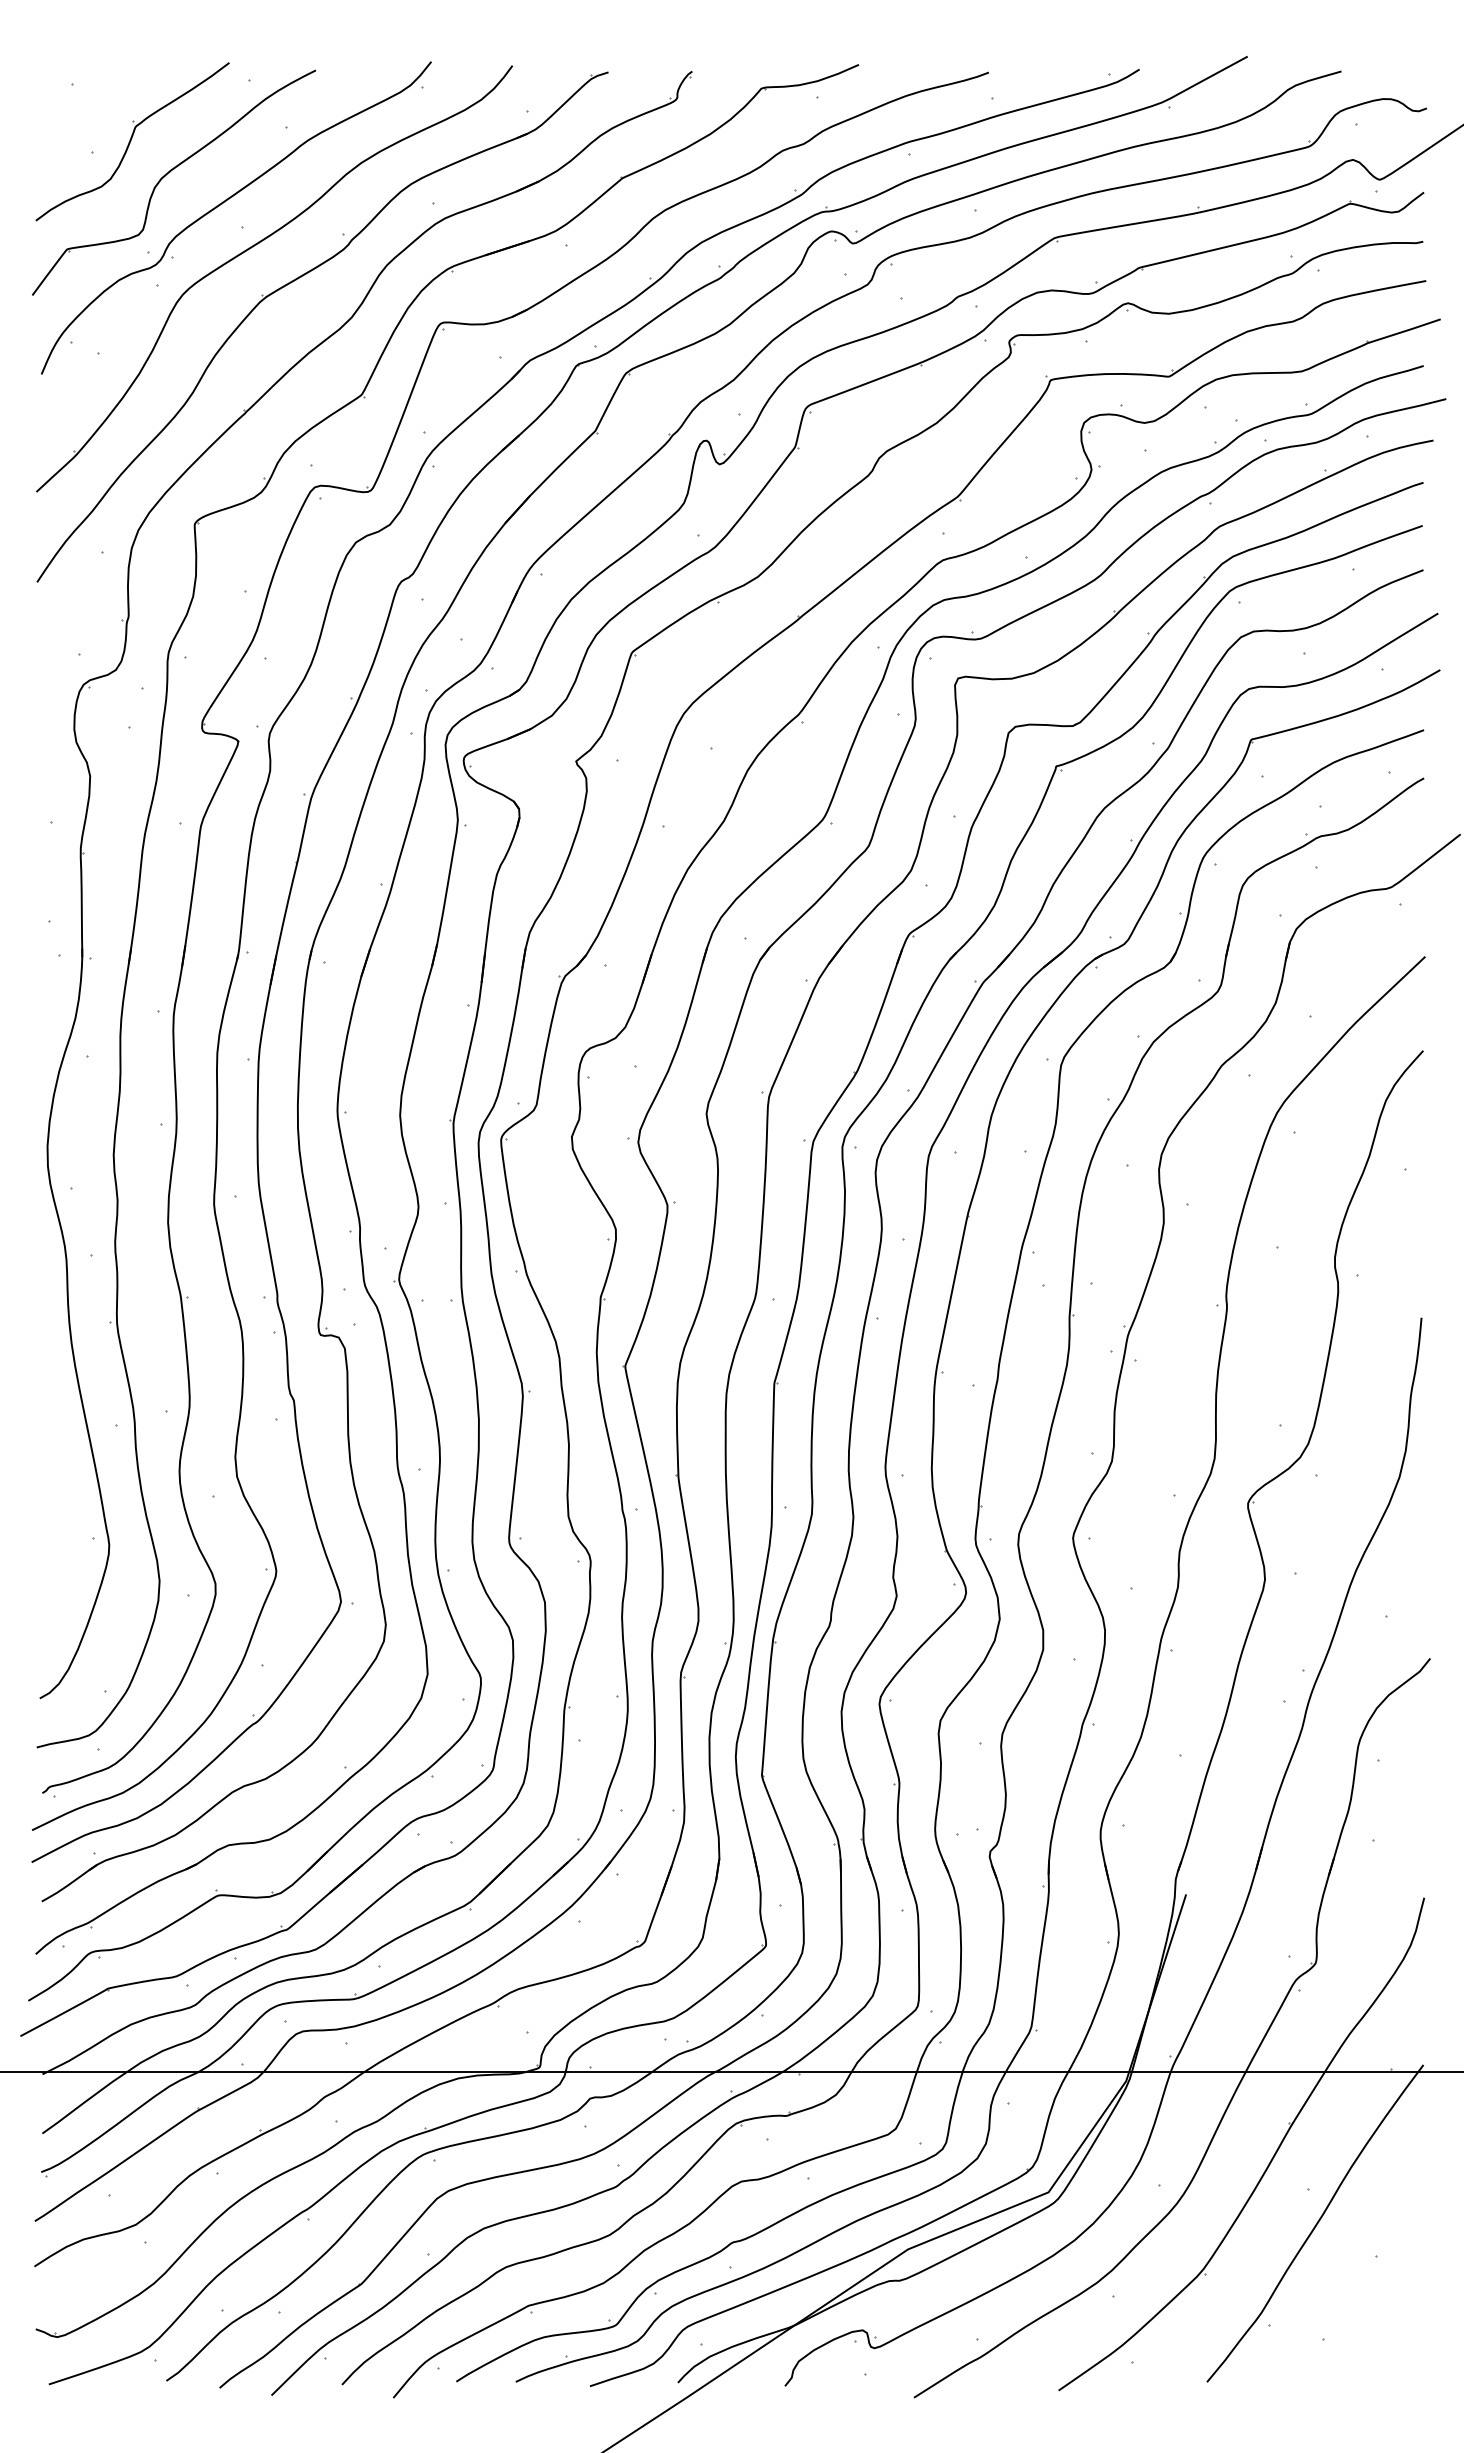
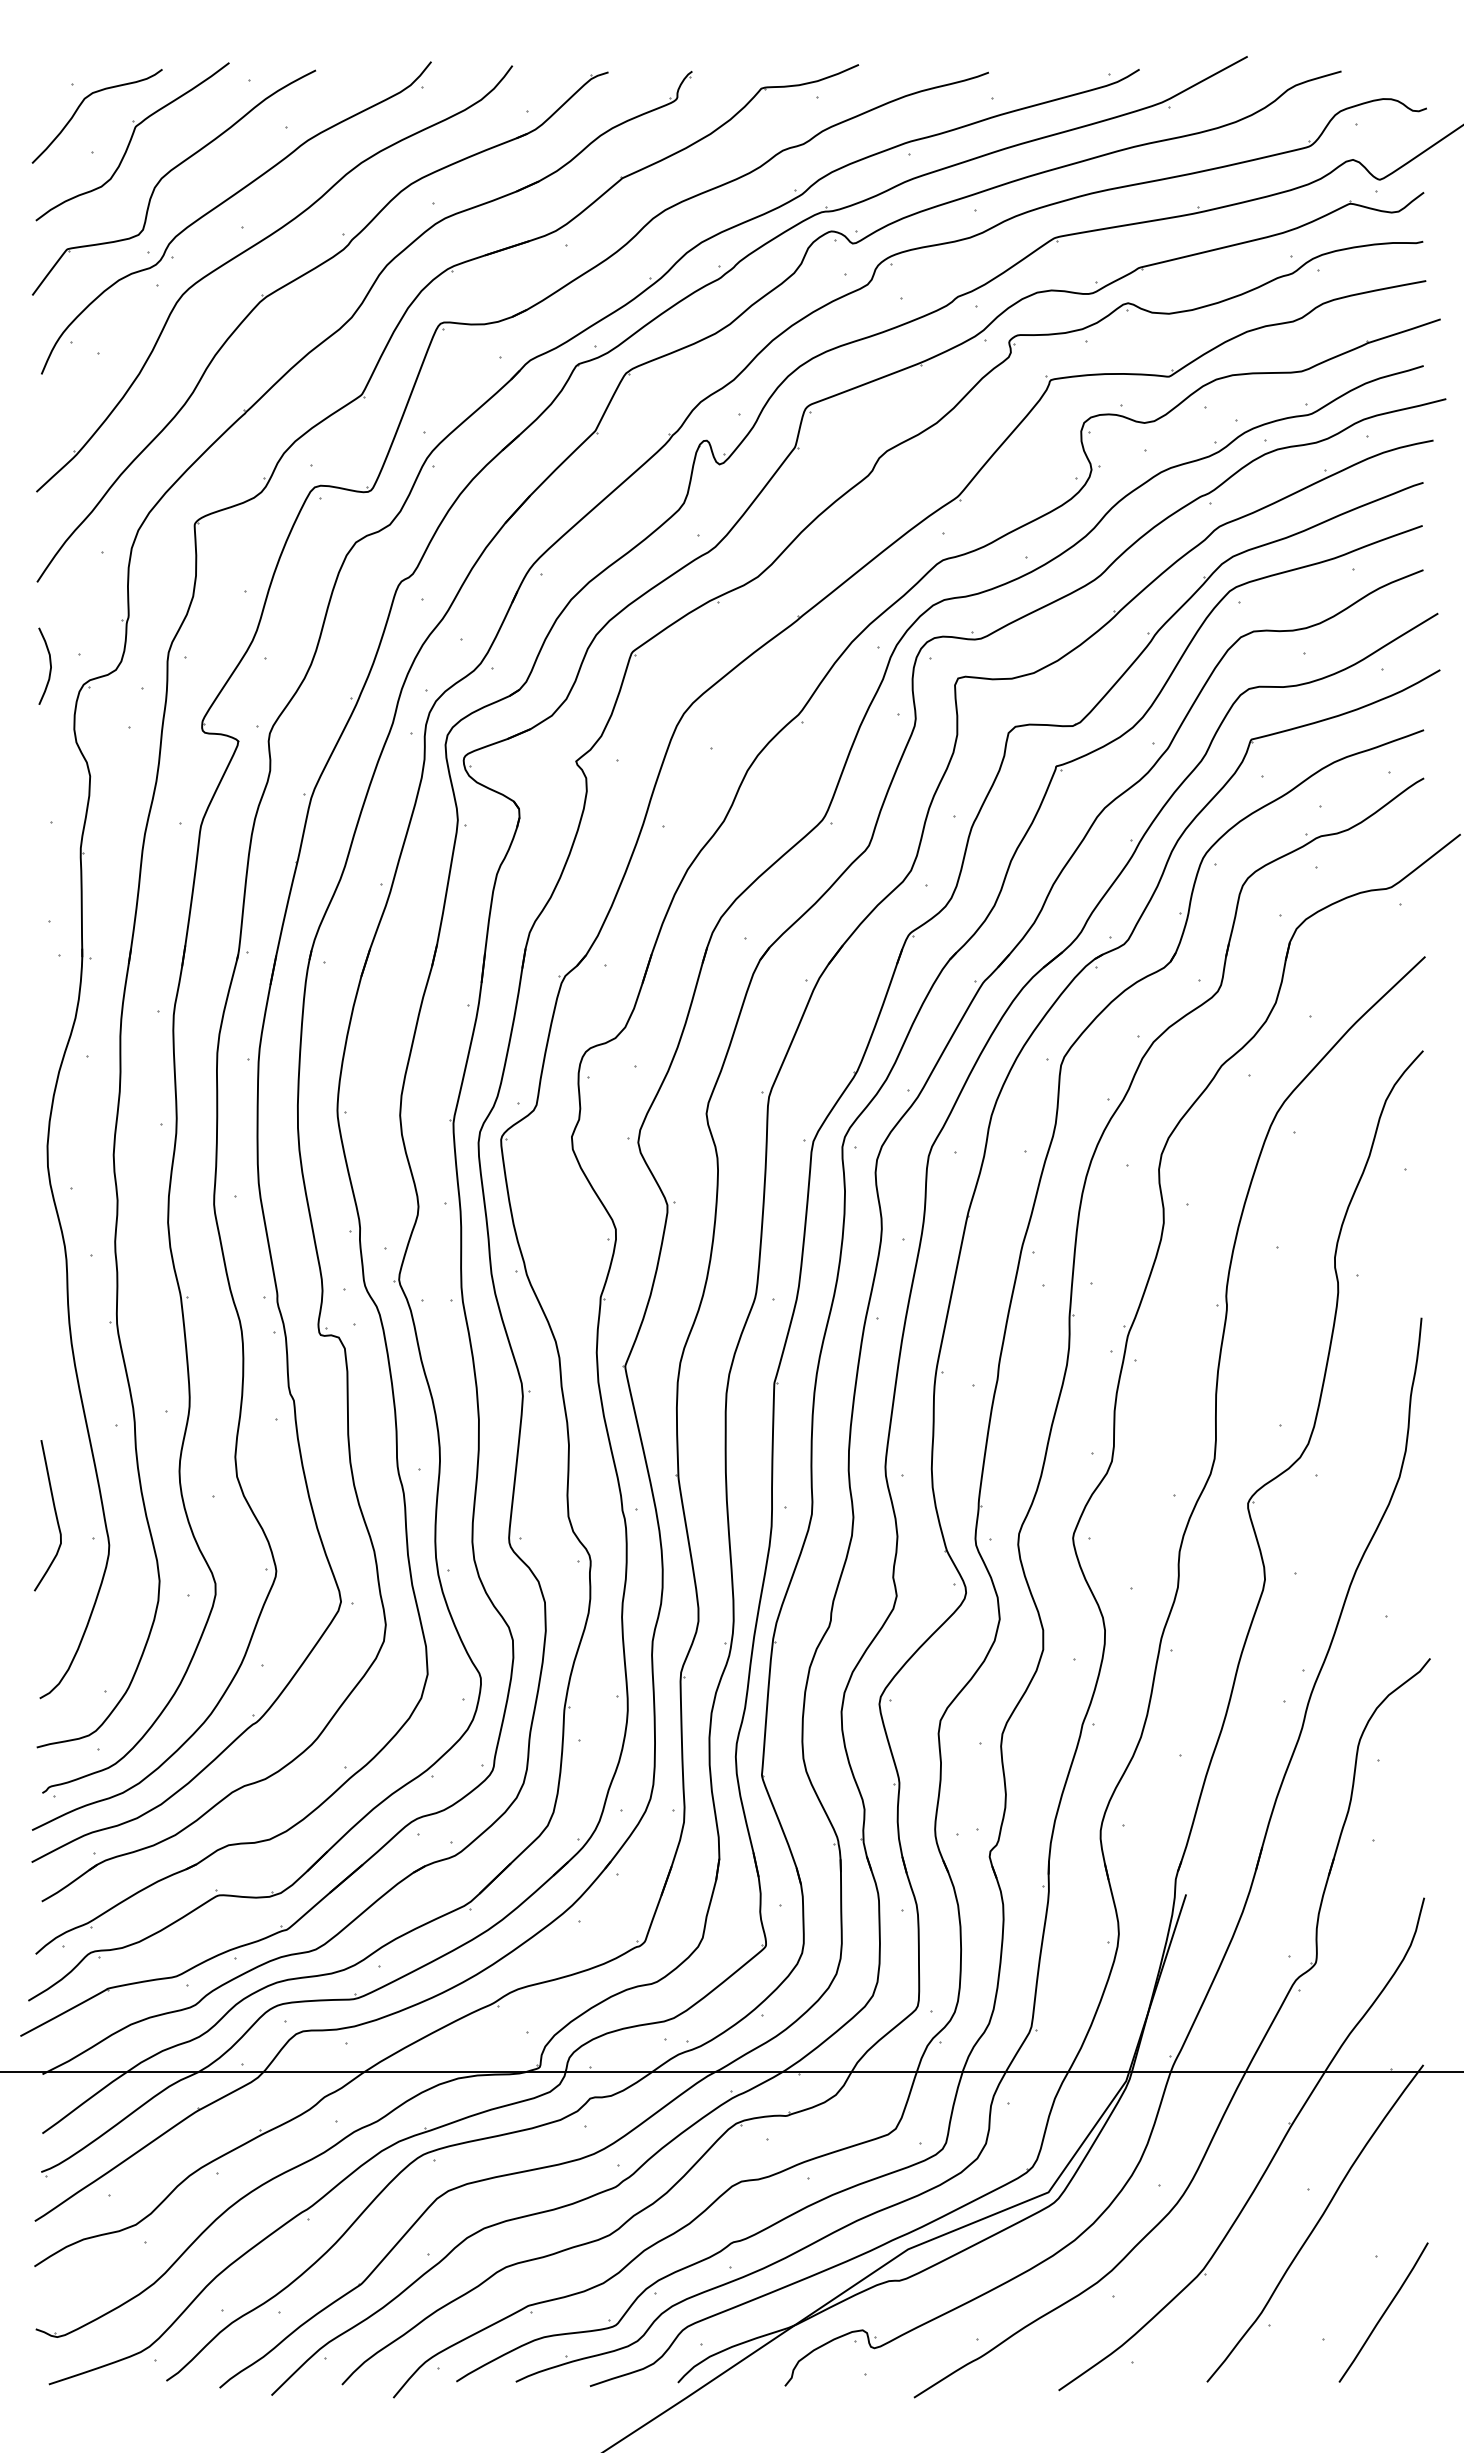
curve: none -> present (80, 106)
curve: none -> present (49, 664)
curve: none -> present (54, 1512)
curve: none -> present (1383, 2312)
